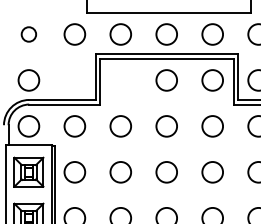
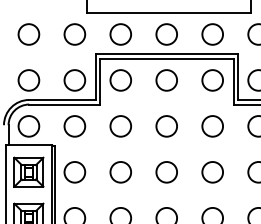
circle size: 17x17 px -> 24x23 px (28, 34)
circle: none -> present (74, 80)
circle: none -> present (120, 80)
